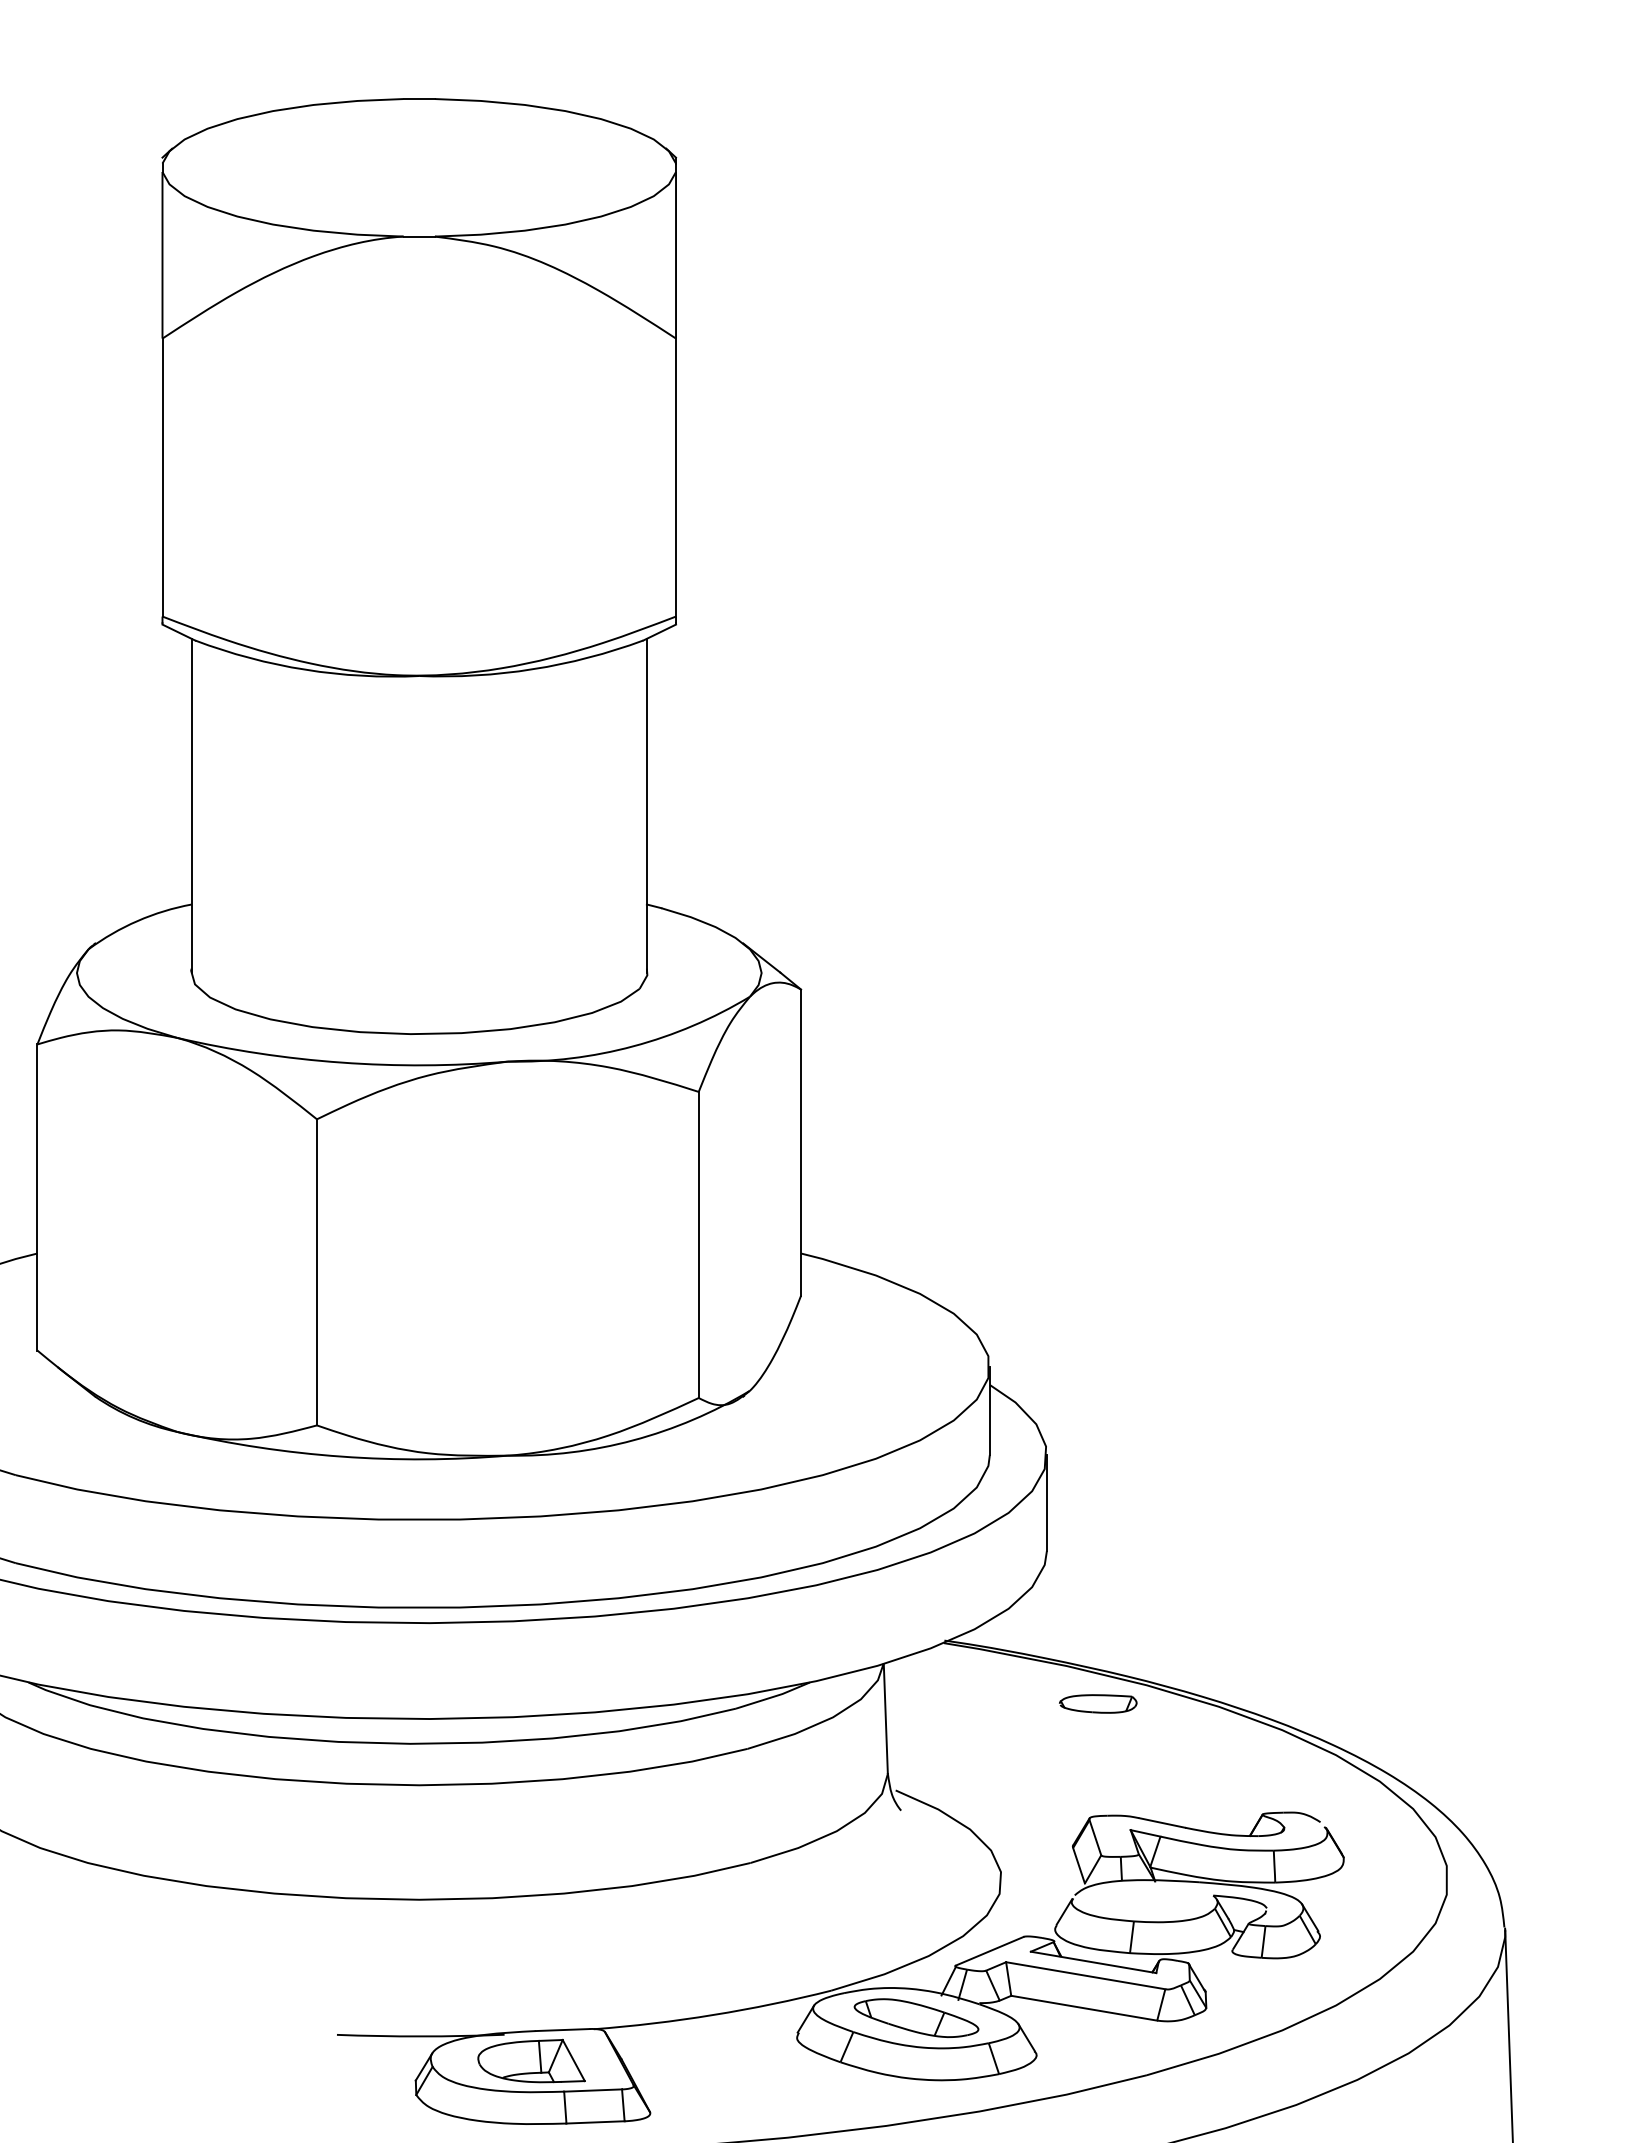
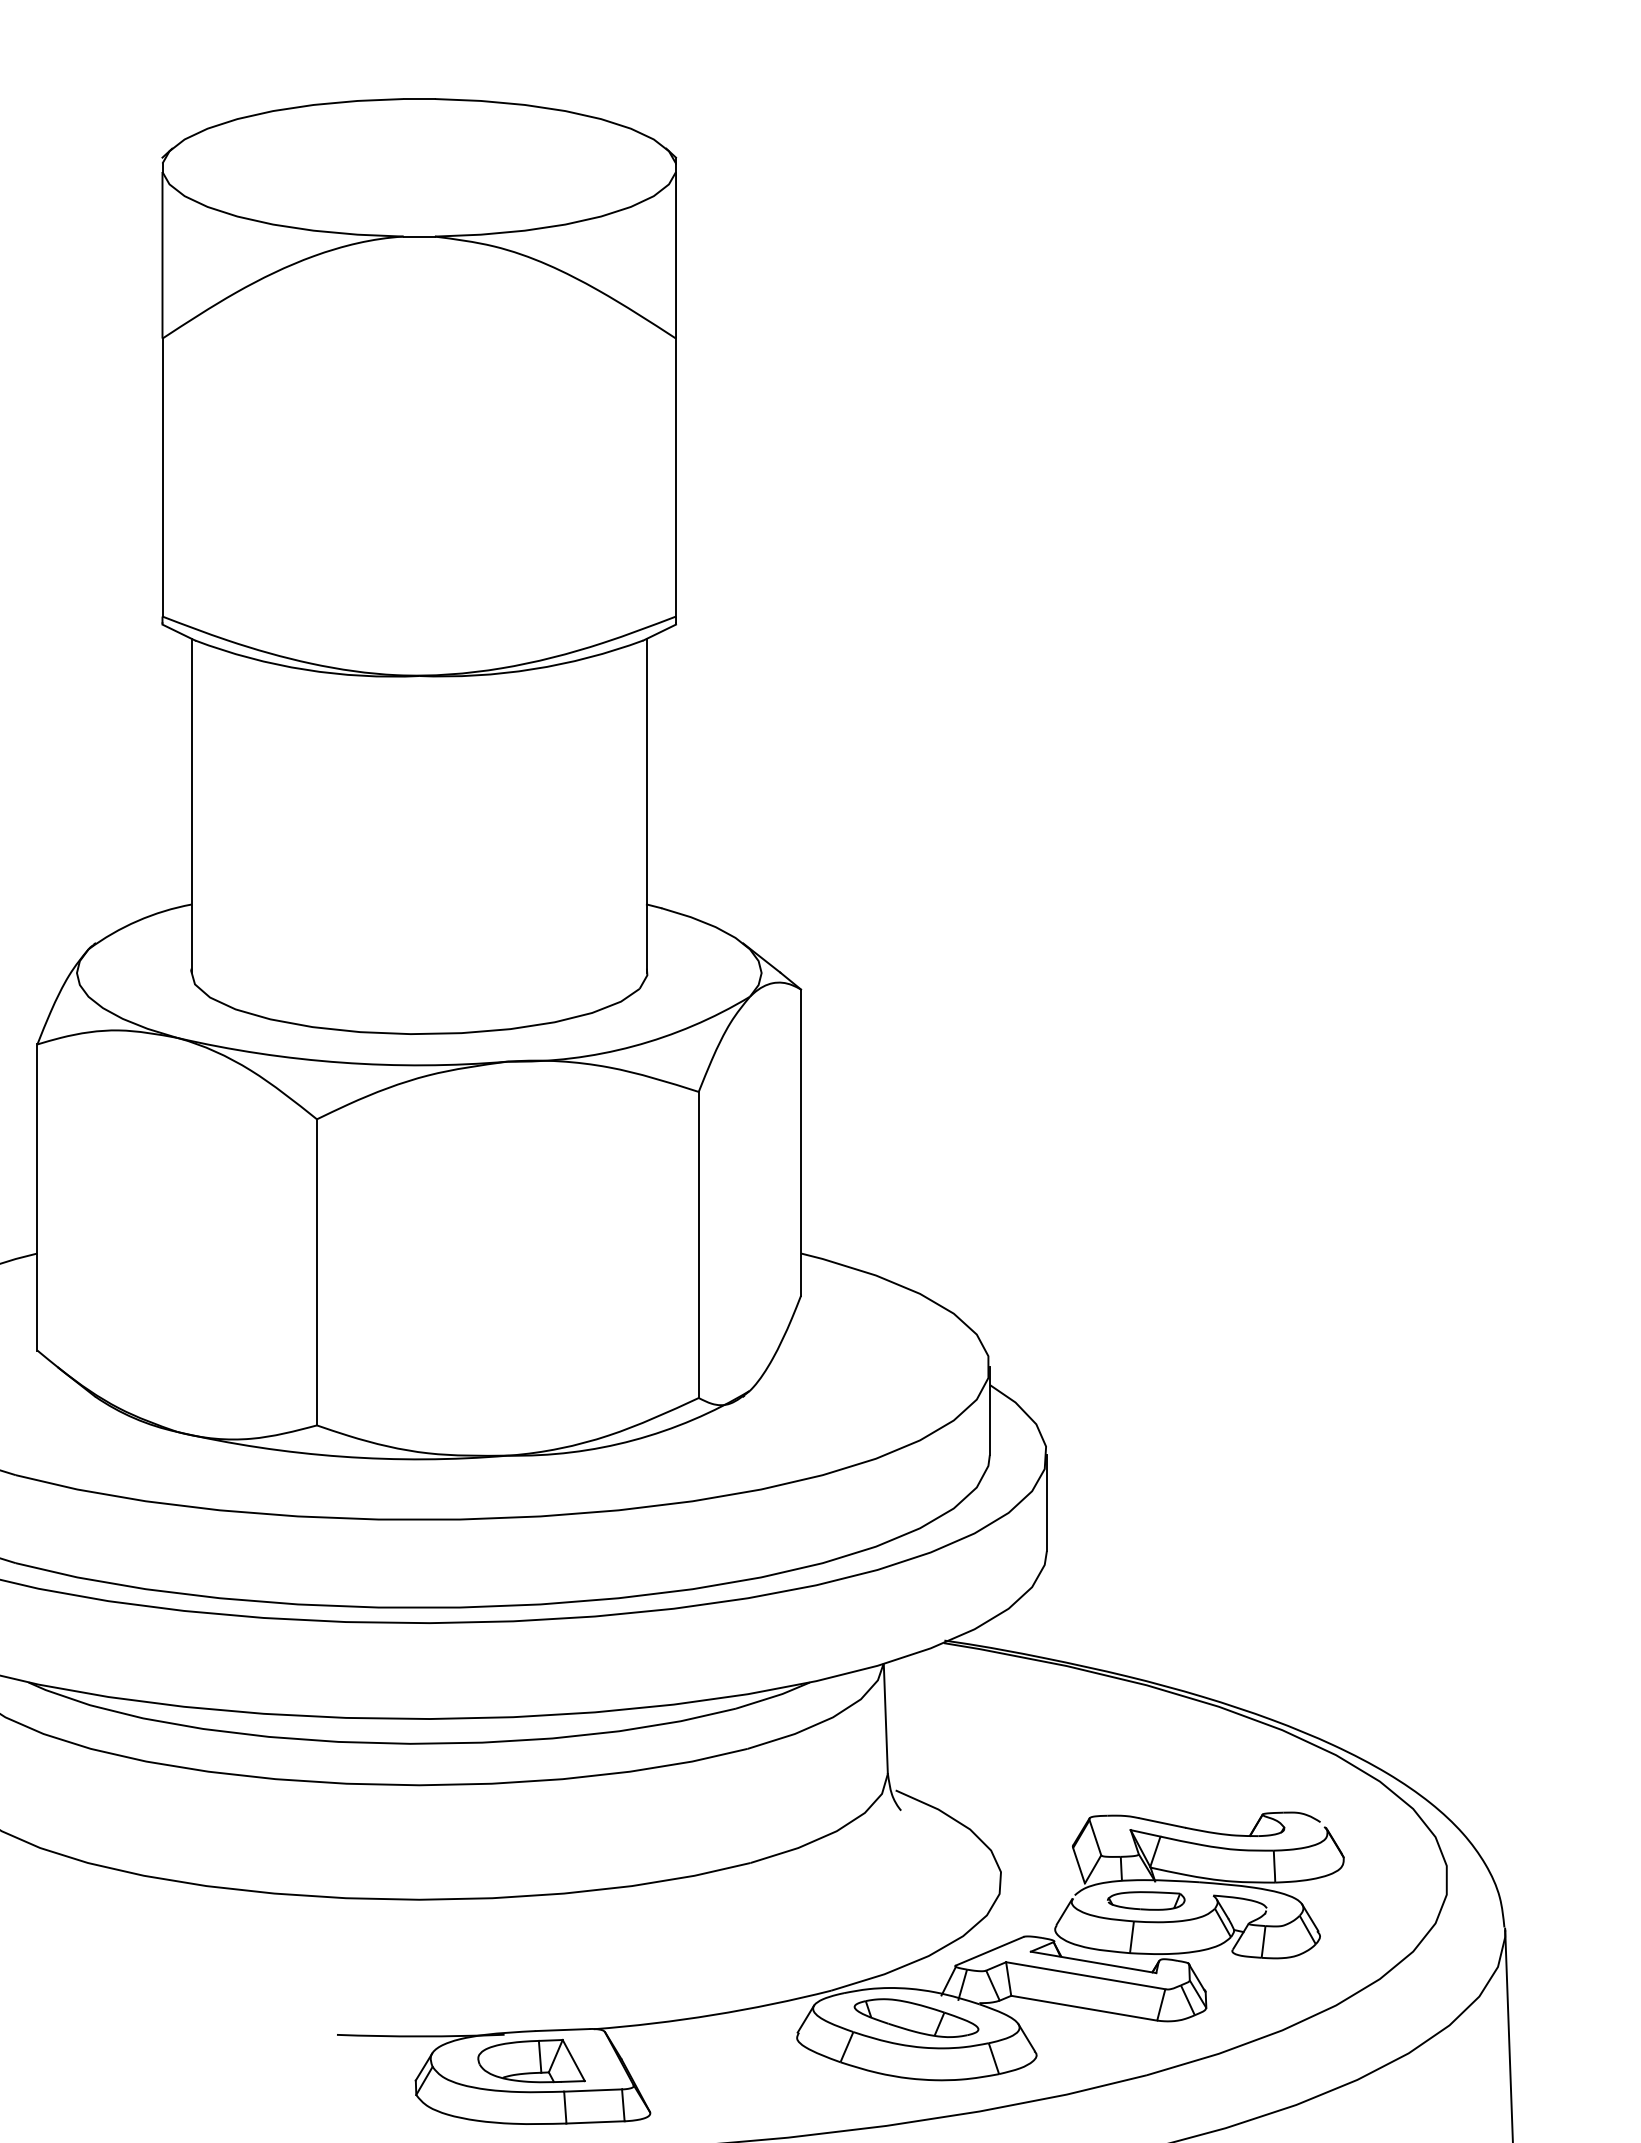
part position: (1098, 1703) -> (1146, 1900) (1146, 1900)
